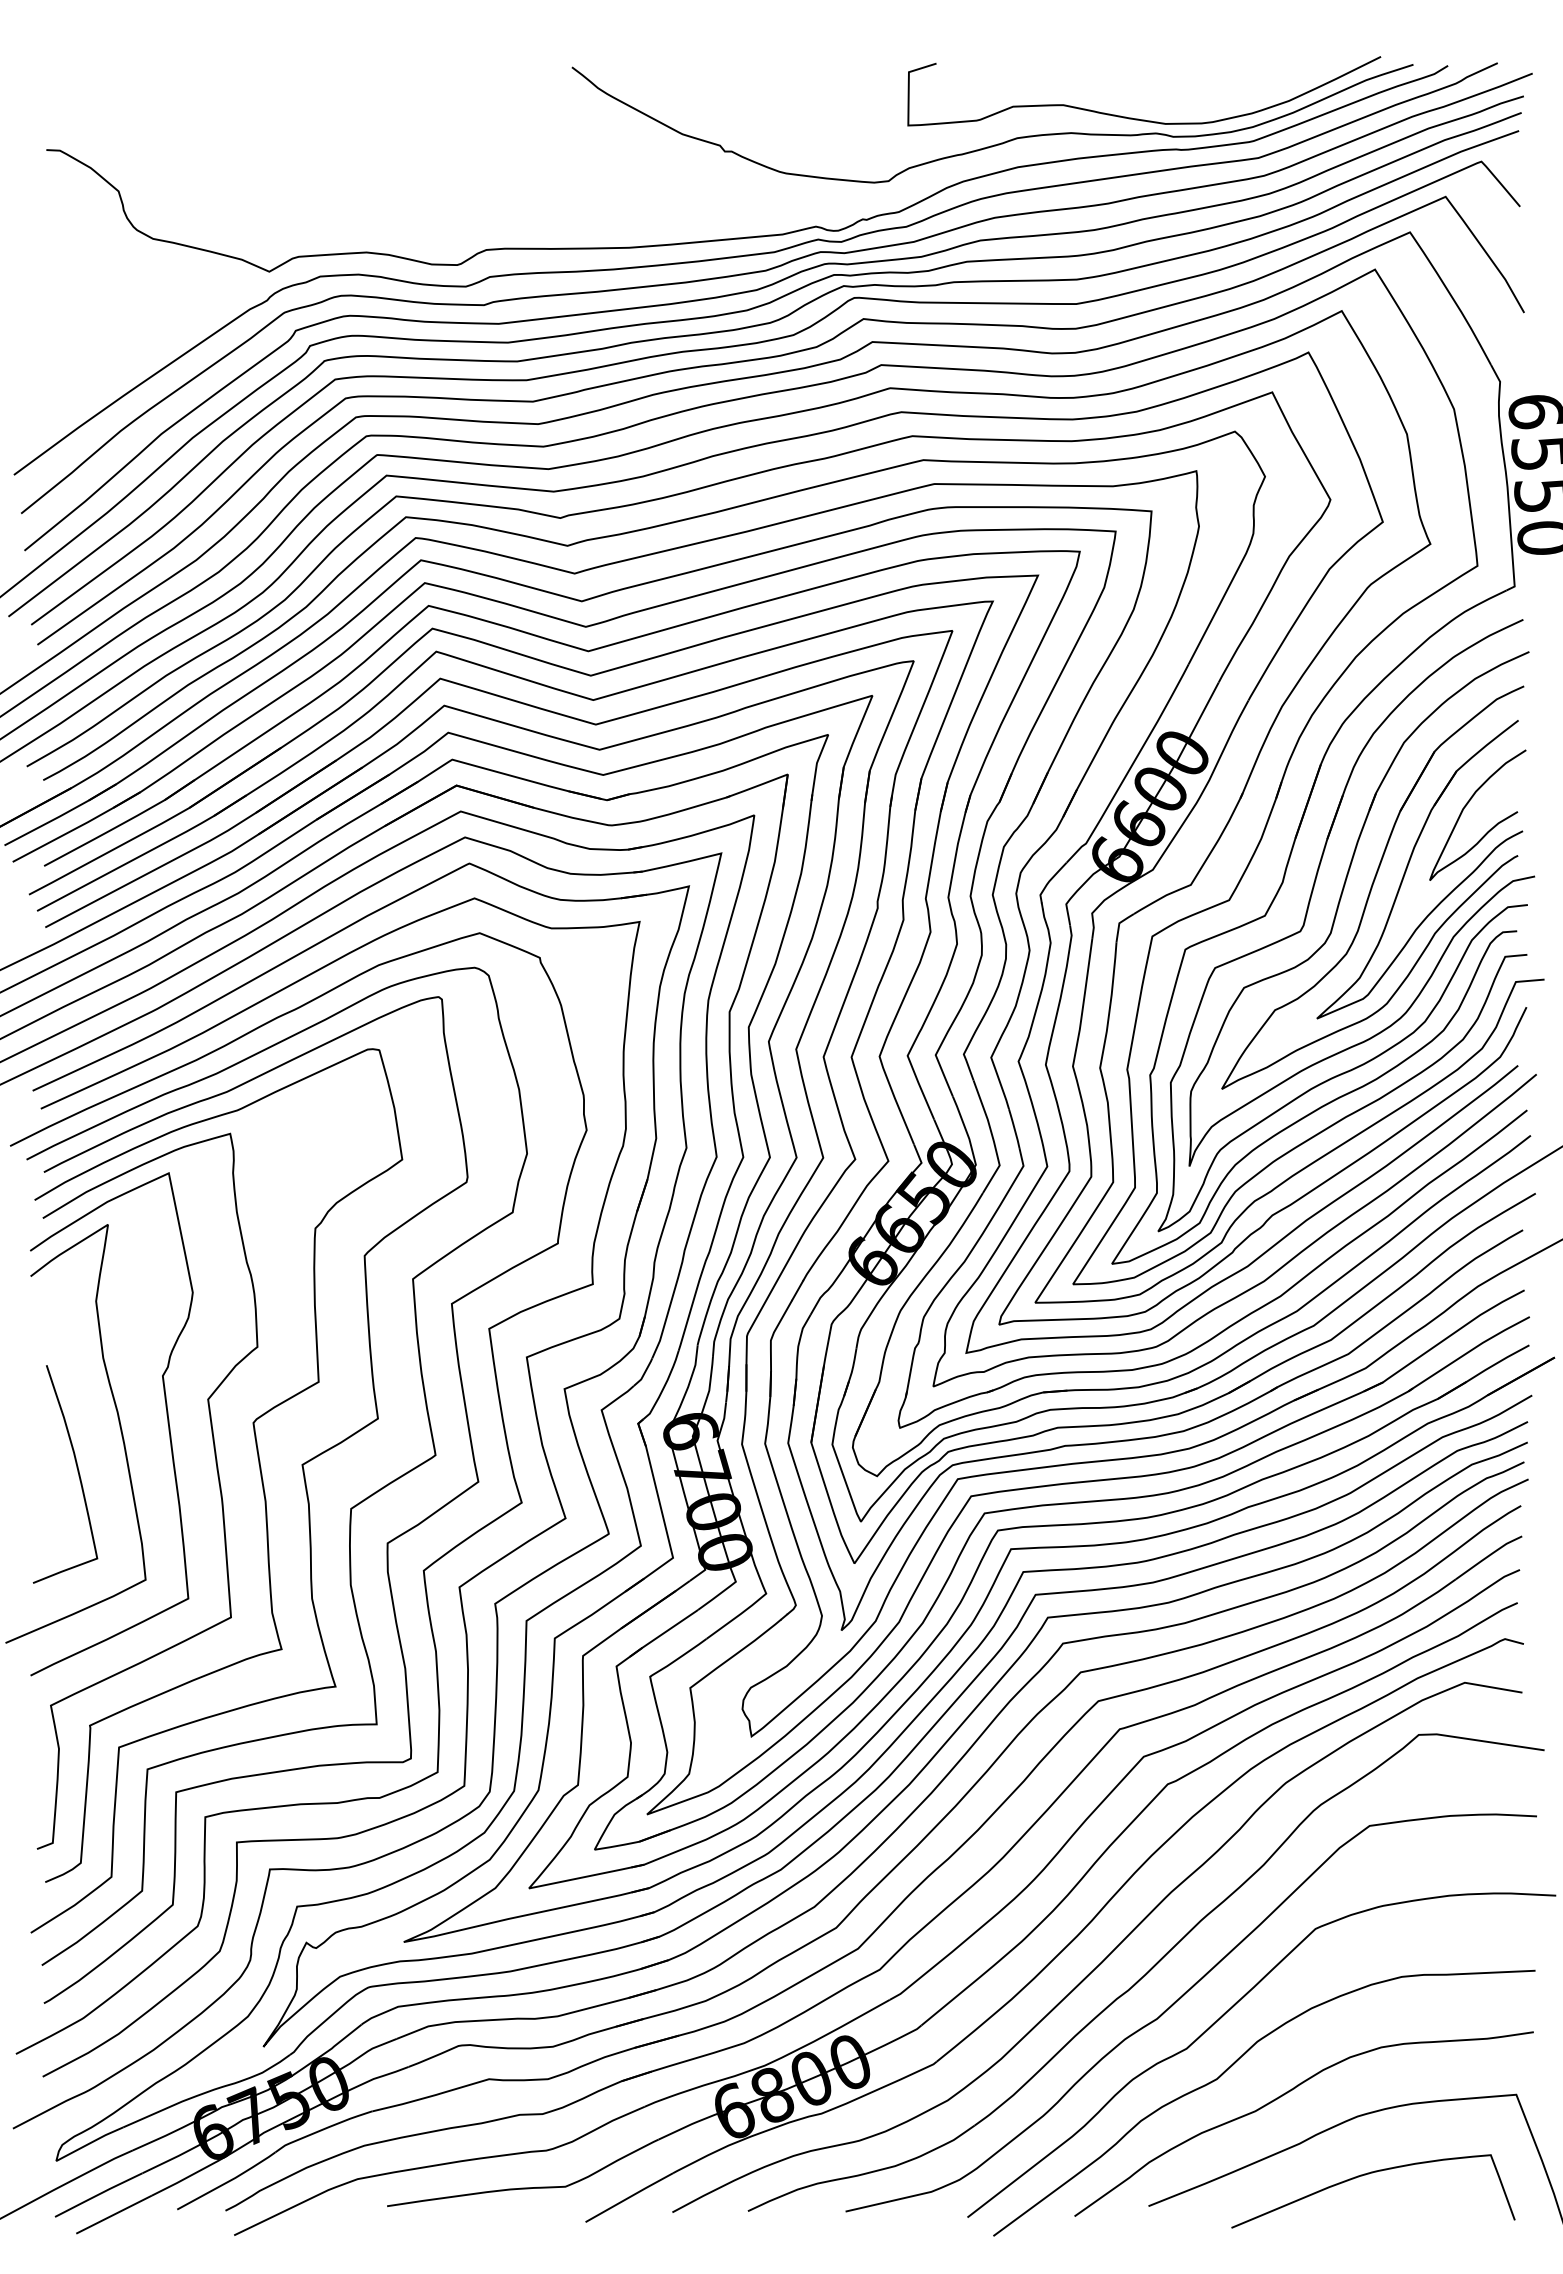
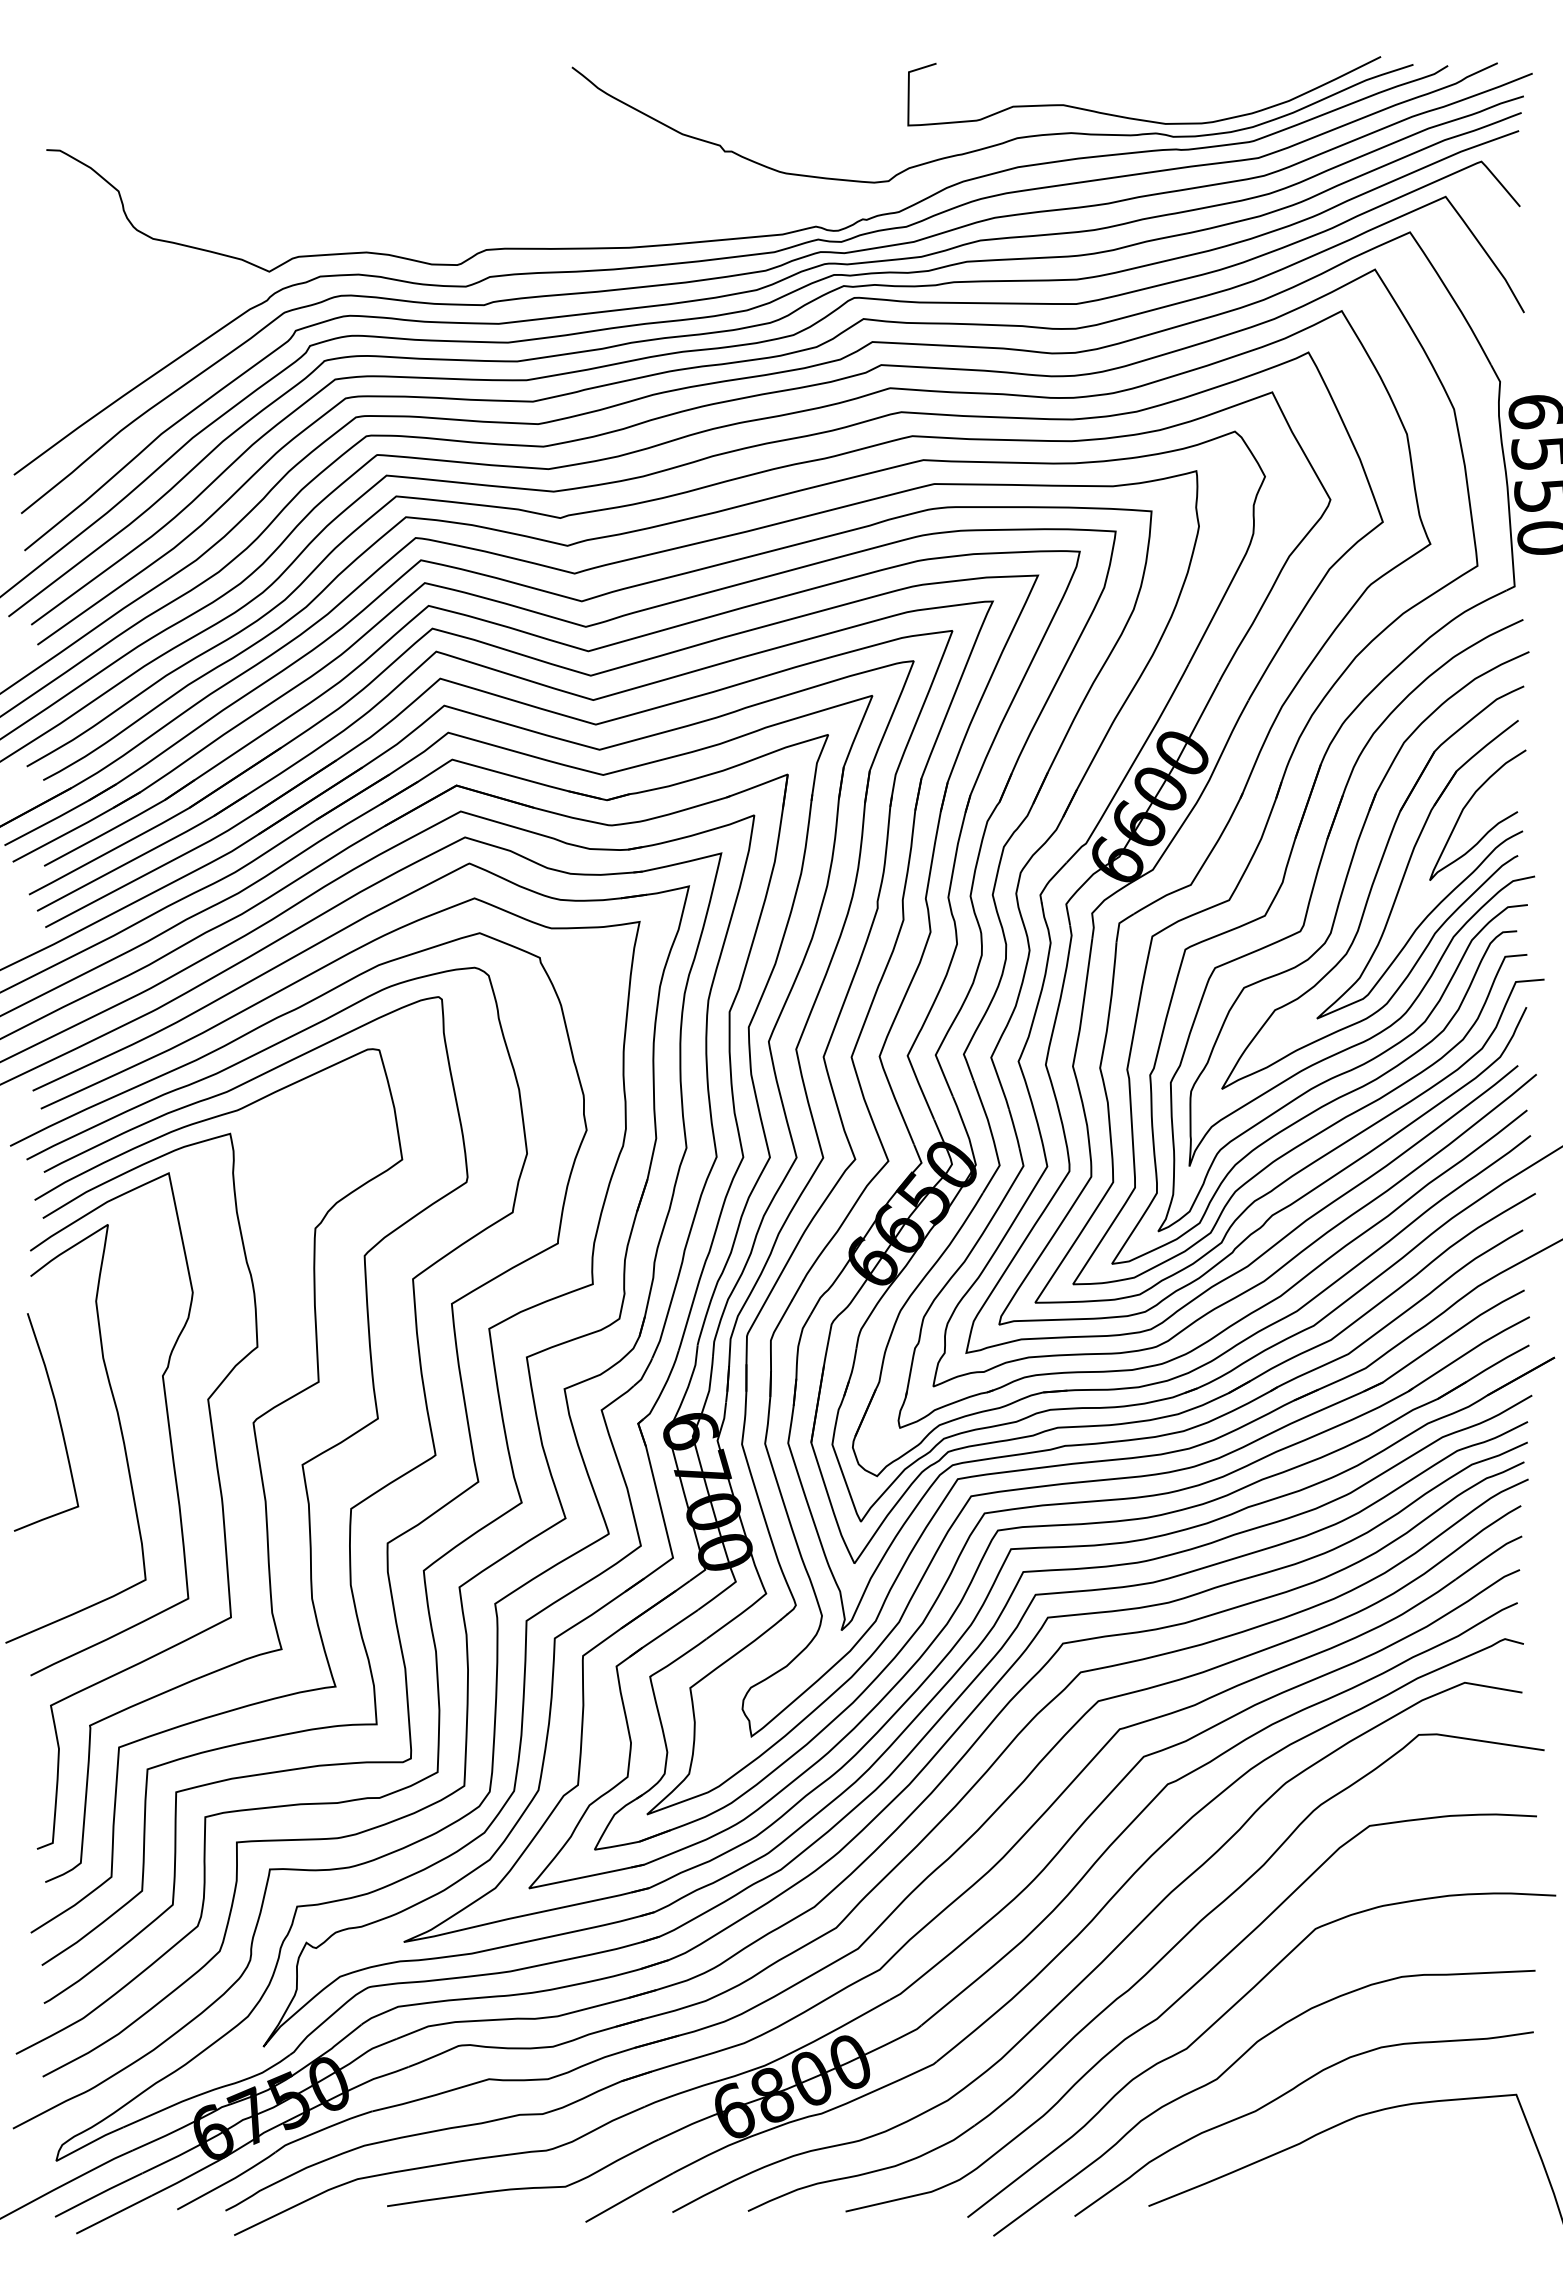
curve position: (77, 1472) -> (58, 1420) (58, 1420)
curve: present -> none (1369, 2174)
